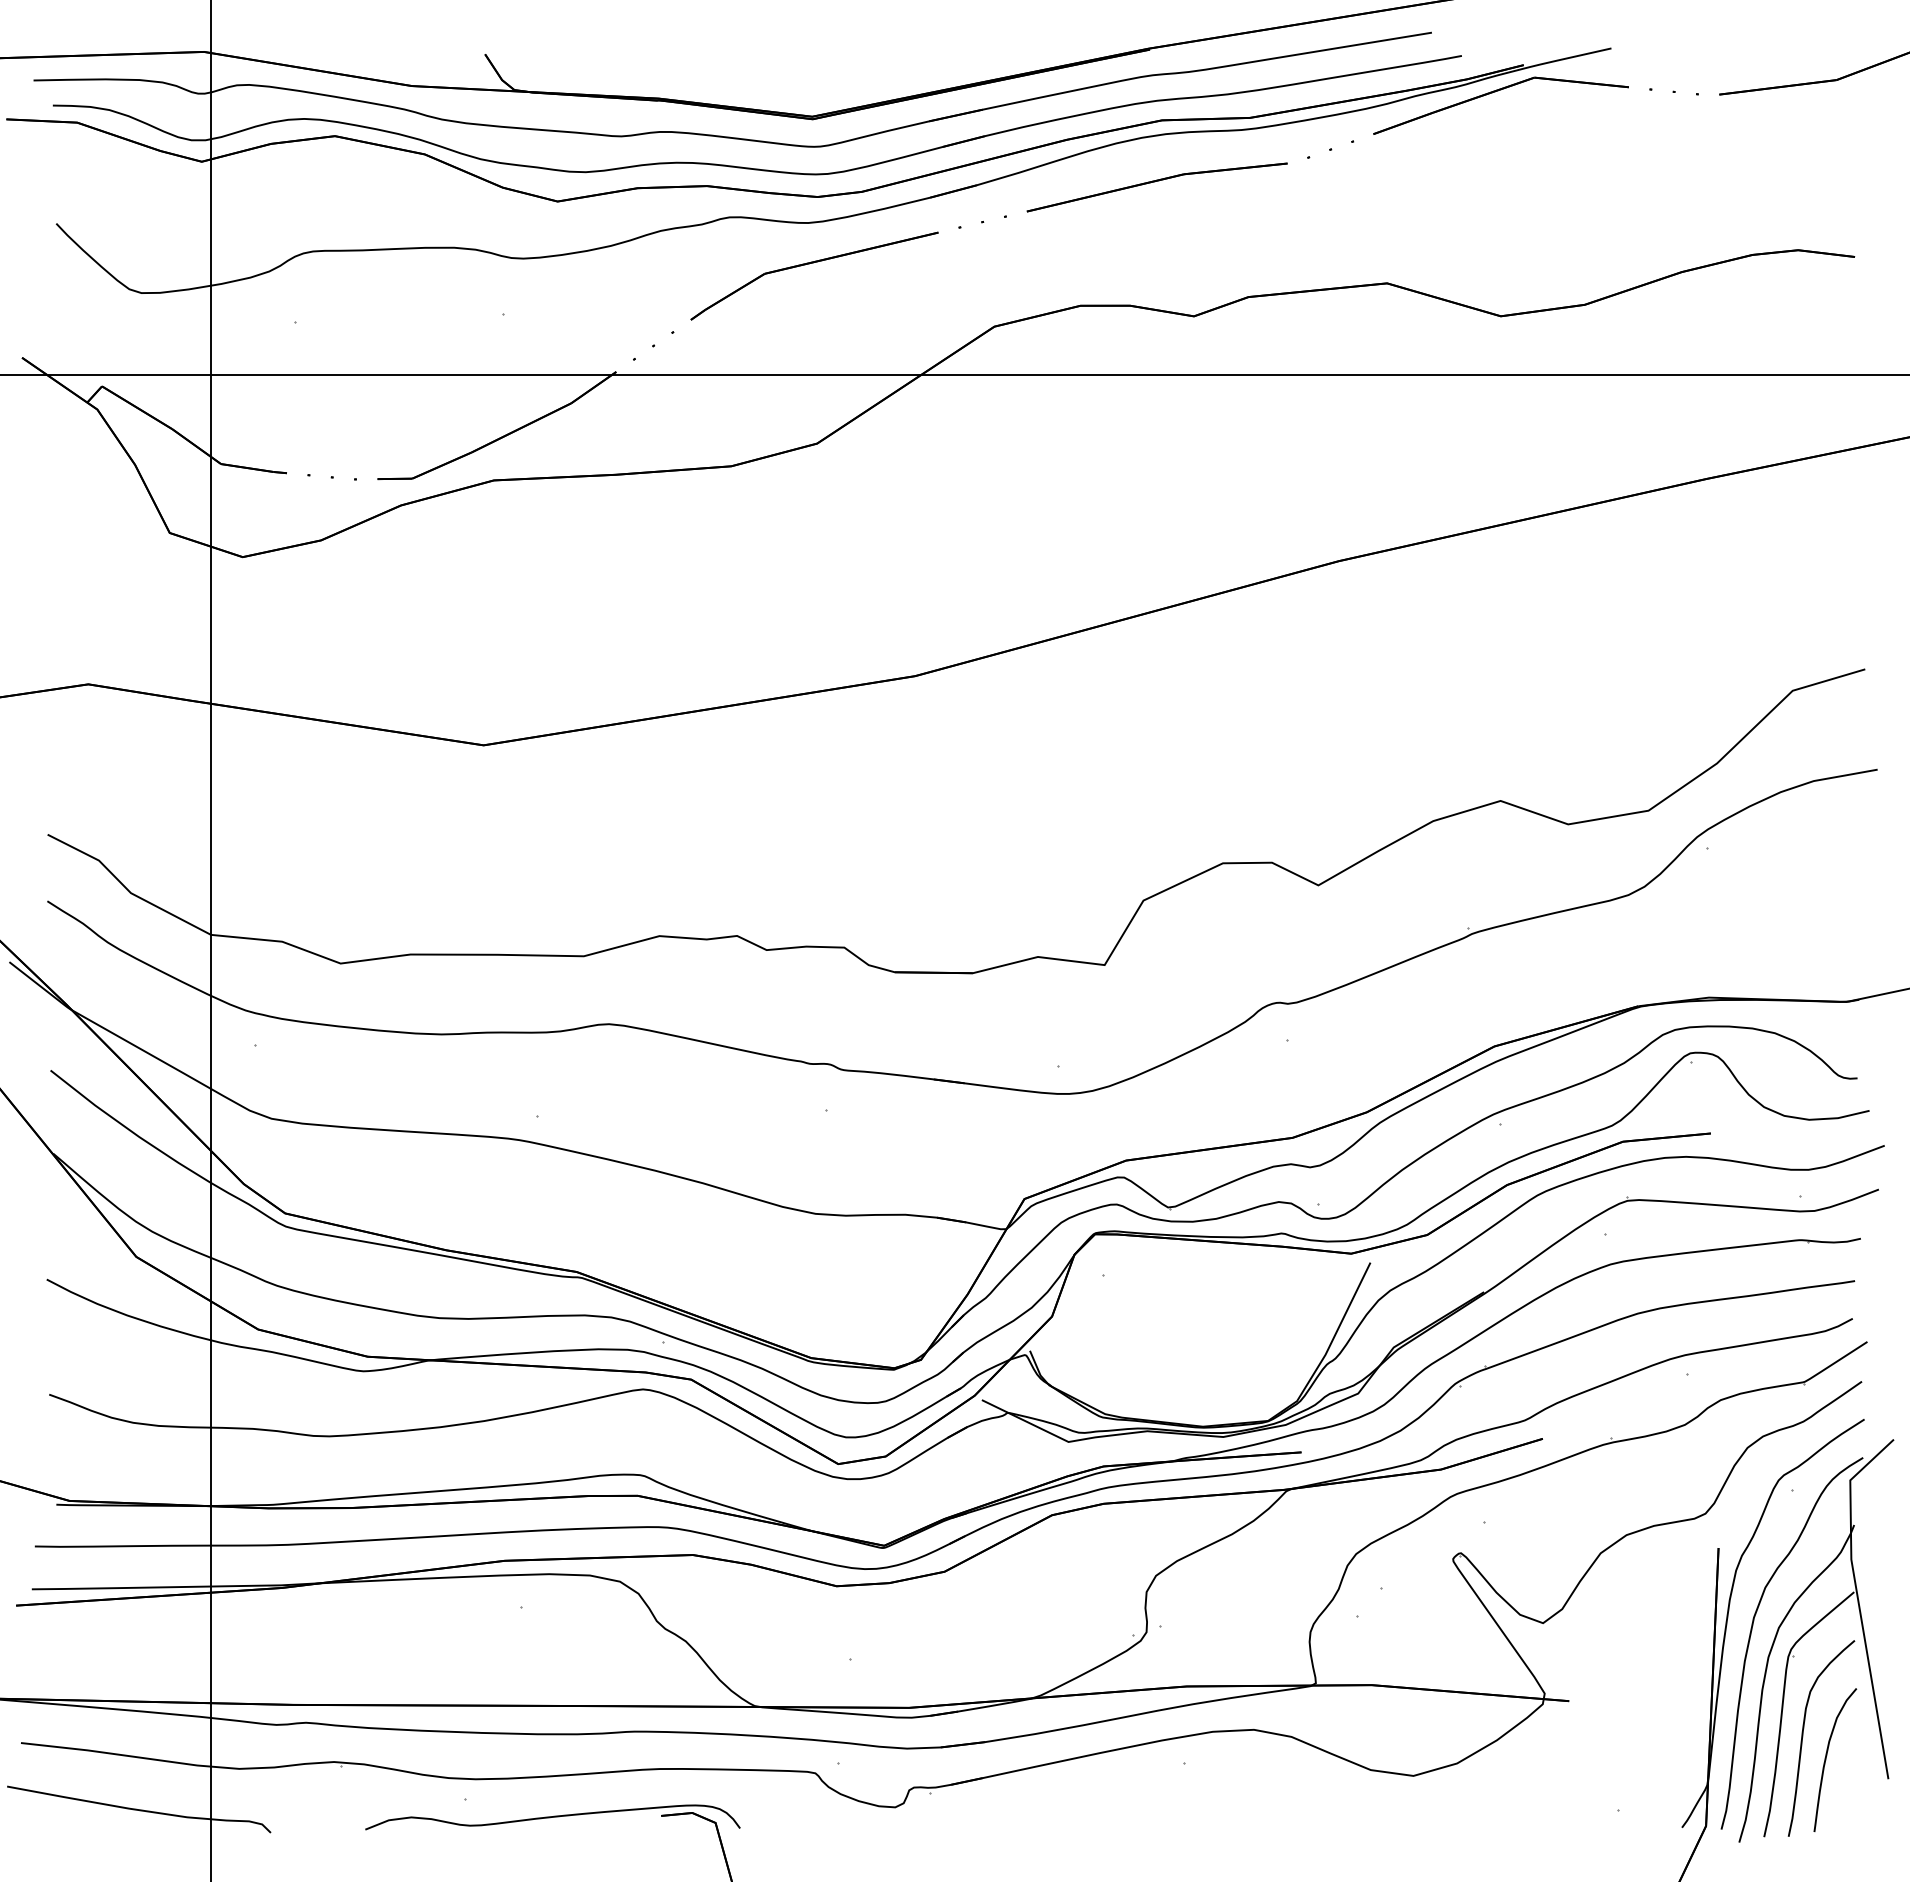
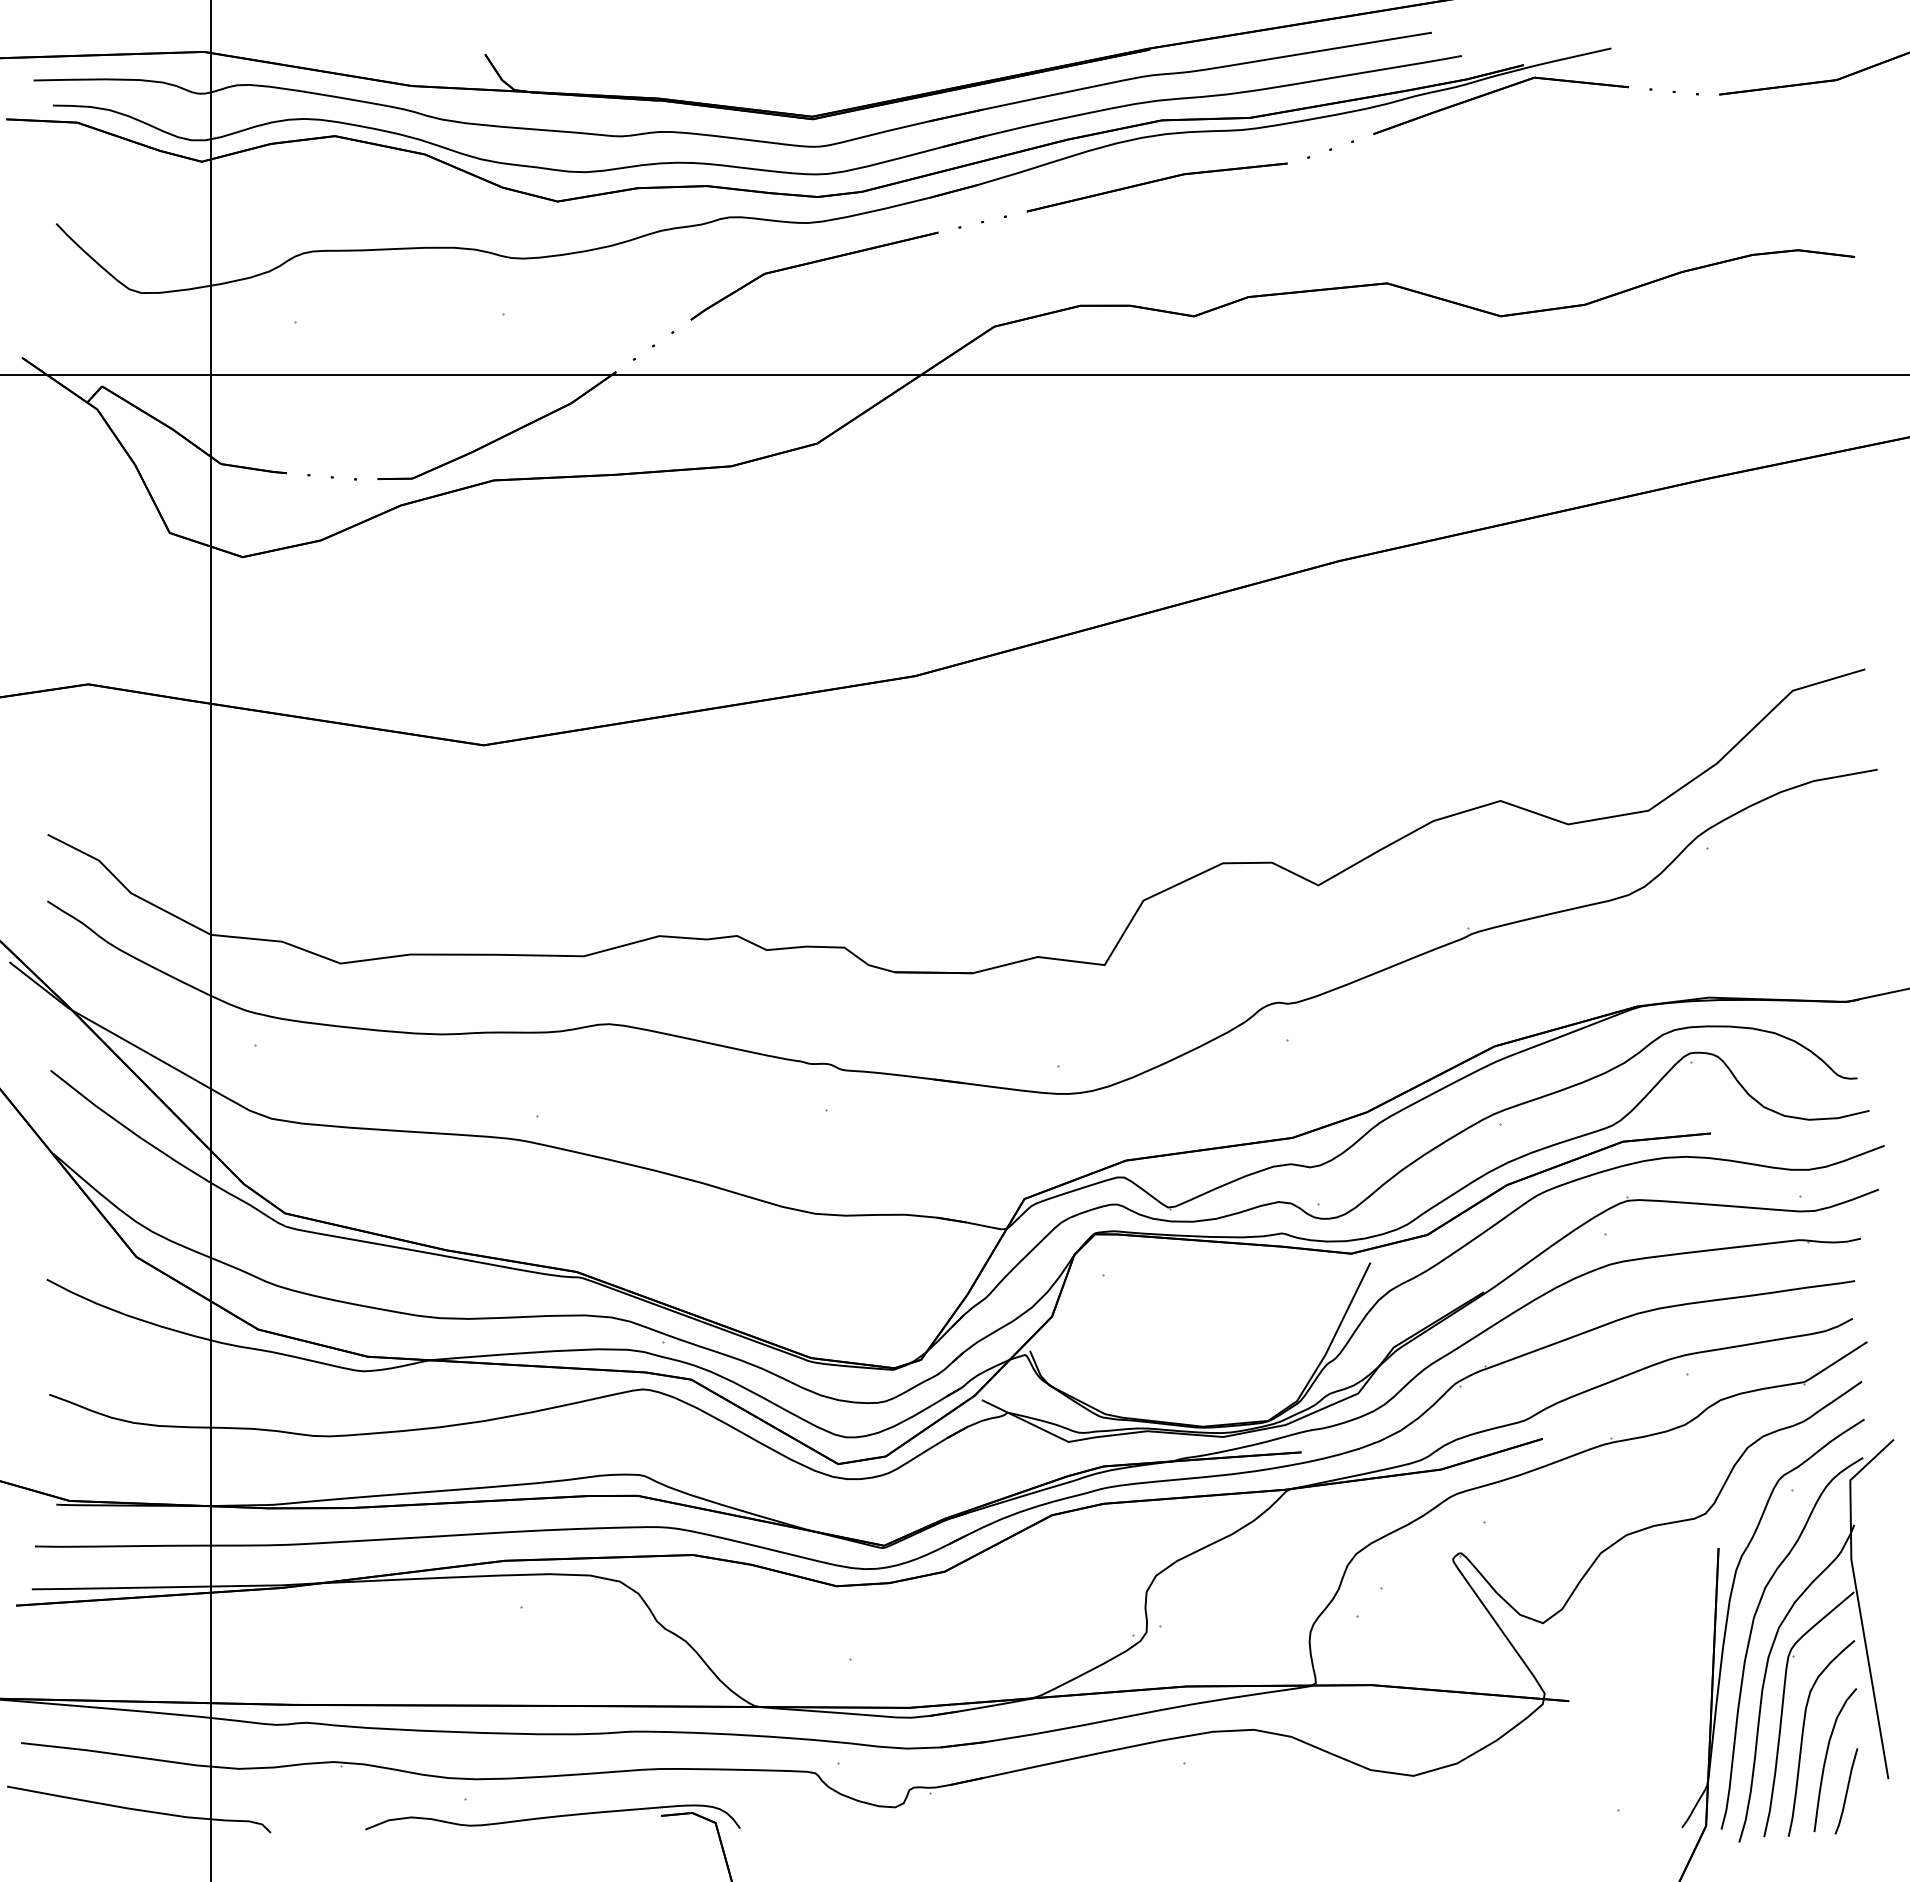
line: none -> present (1846, 1791)
